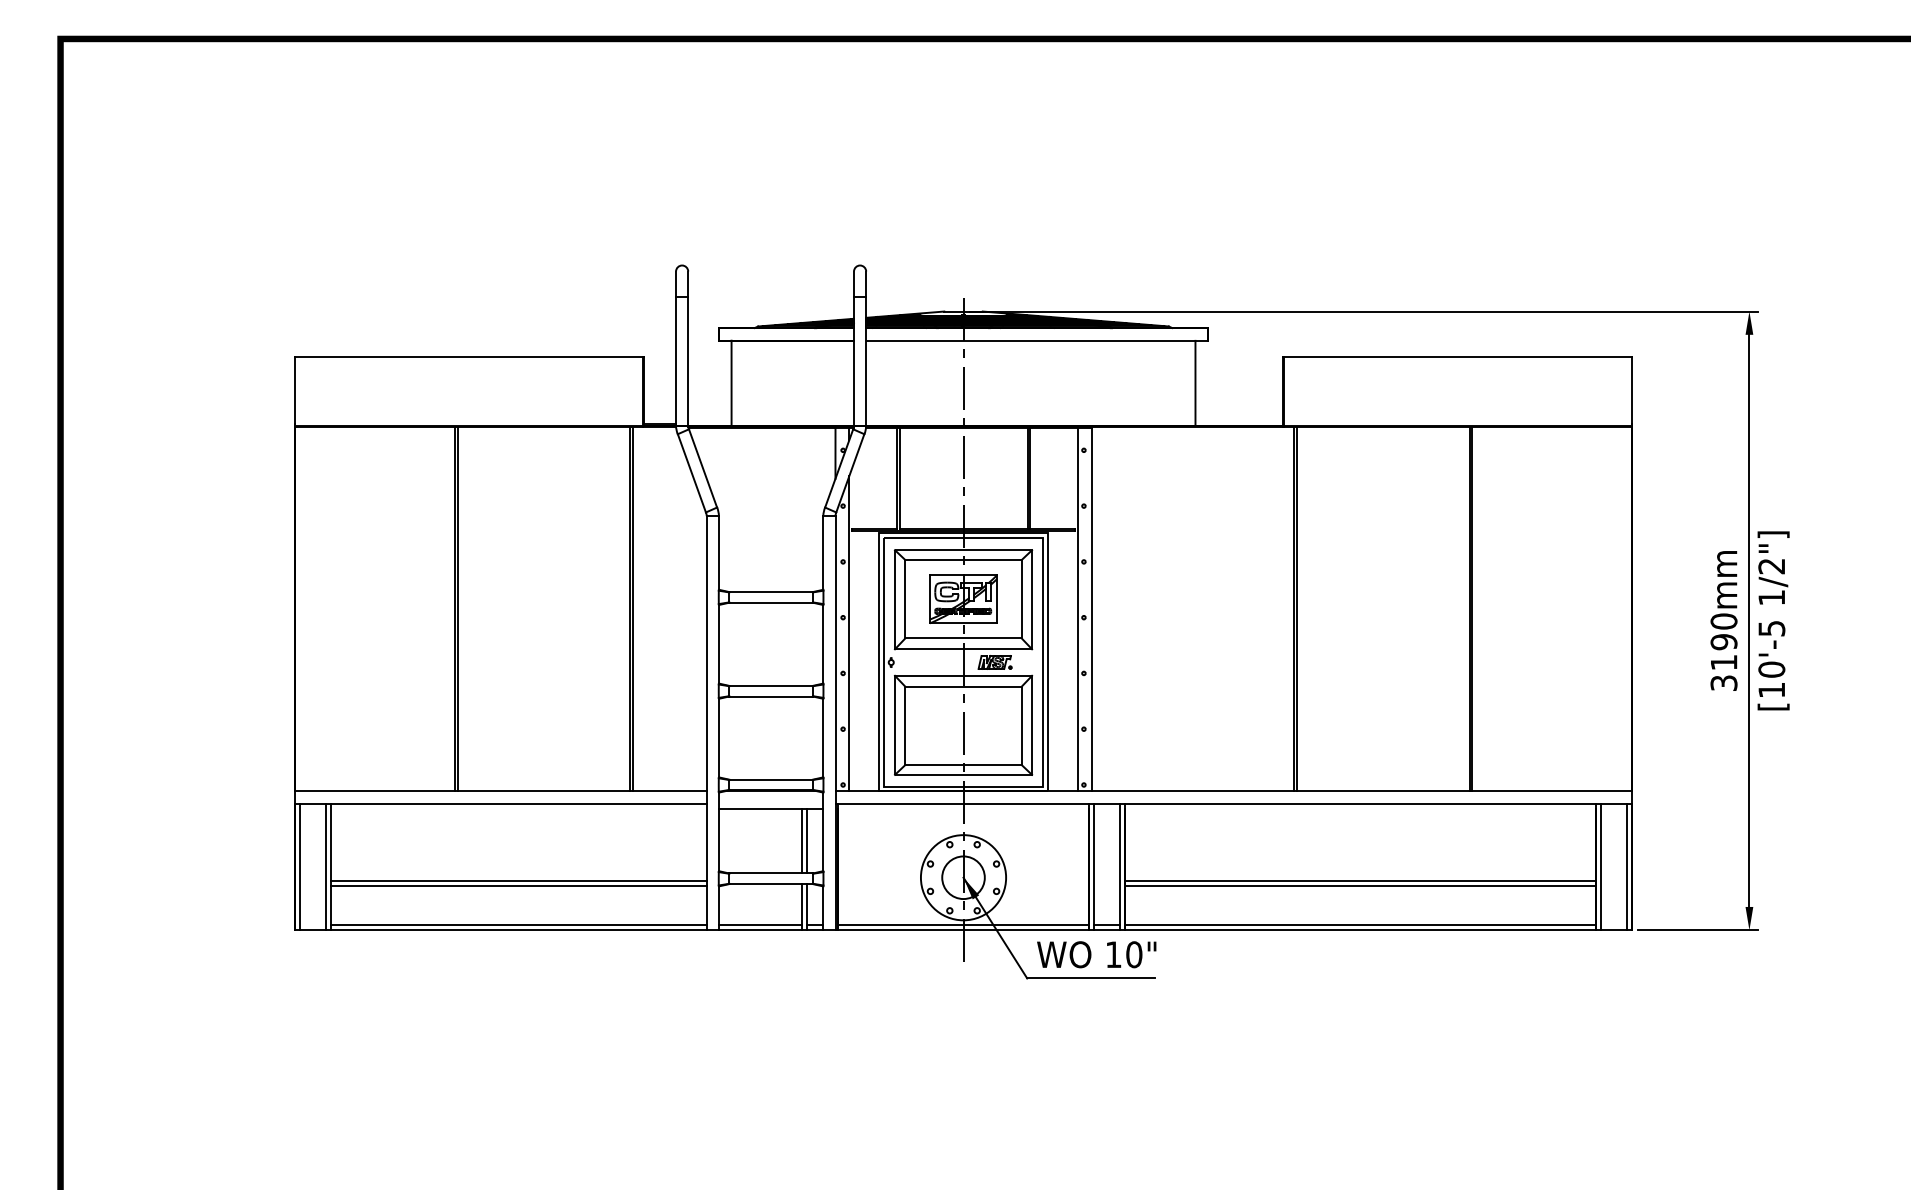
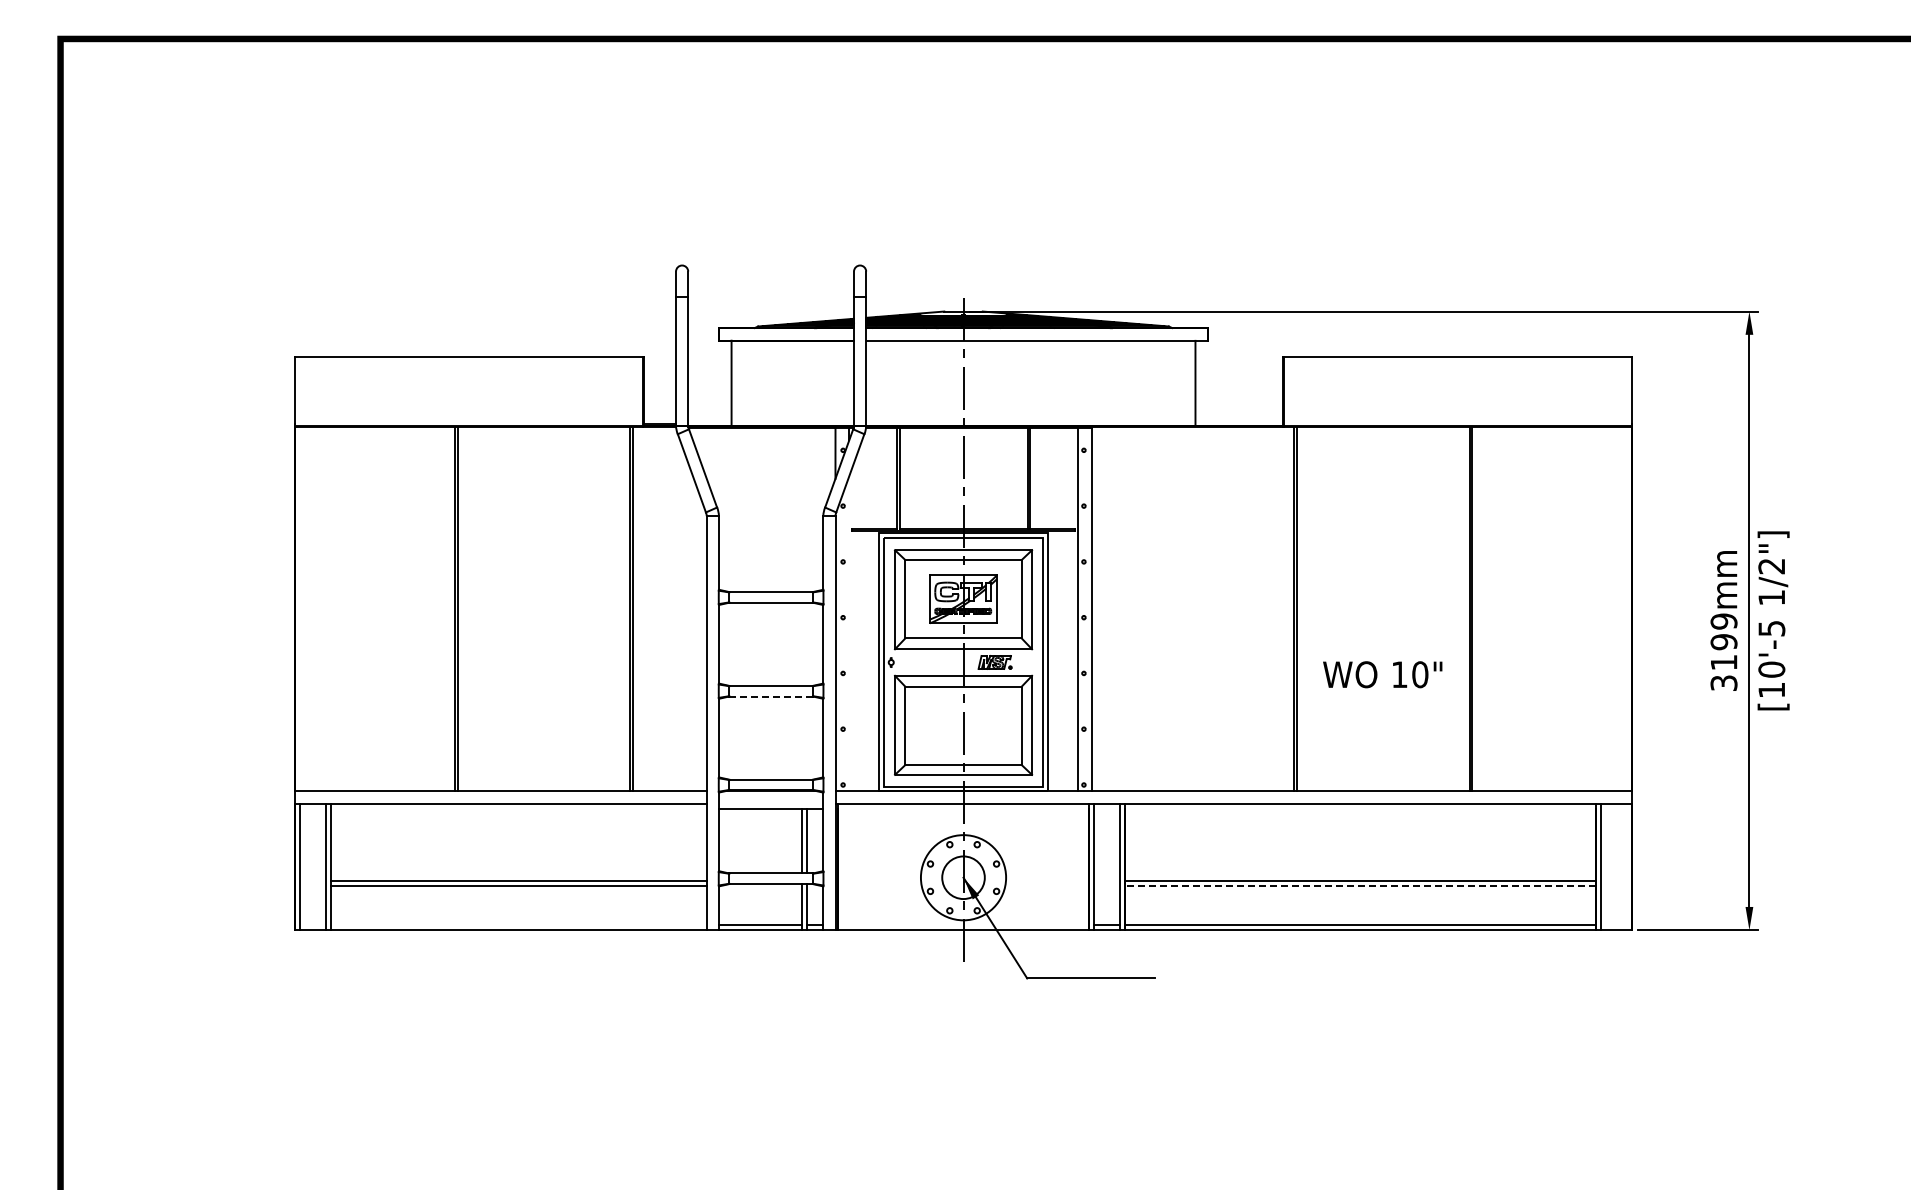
text: 3190mm -> 3199mm (1723, 621)
line: present -> none (849, 632)
line: solid -> dashed (771, 696)
line: present -> none (1626, 866)
line: solid -> dashed (1360, 886)
line: present -> none (518, 925)
line: present -> none (963, 925)
text position: (1096, 954) -> (1382, 674) (1382, 674)
